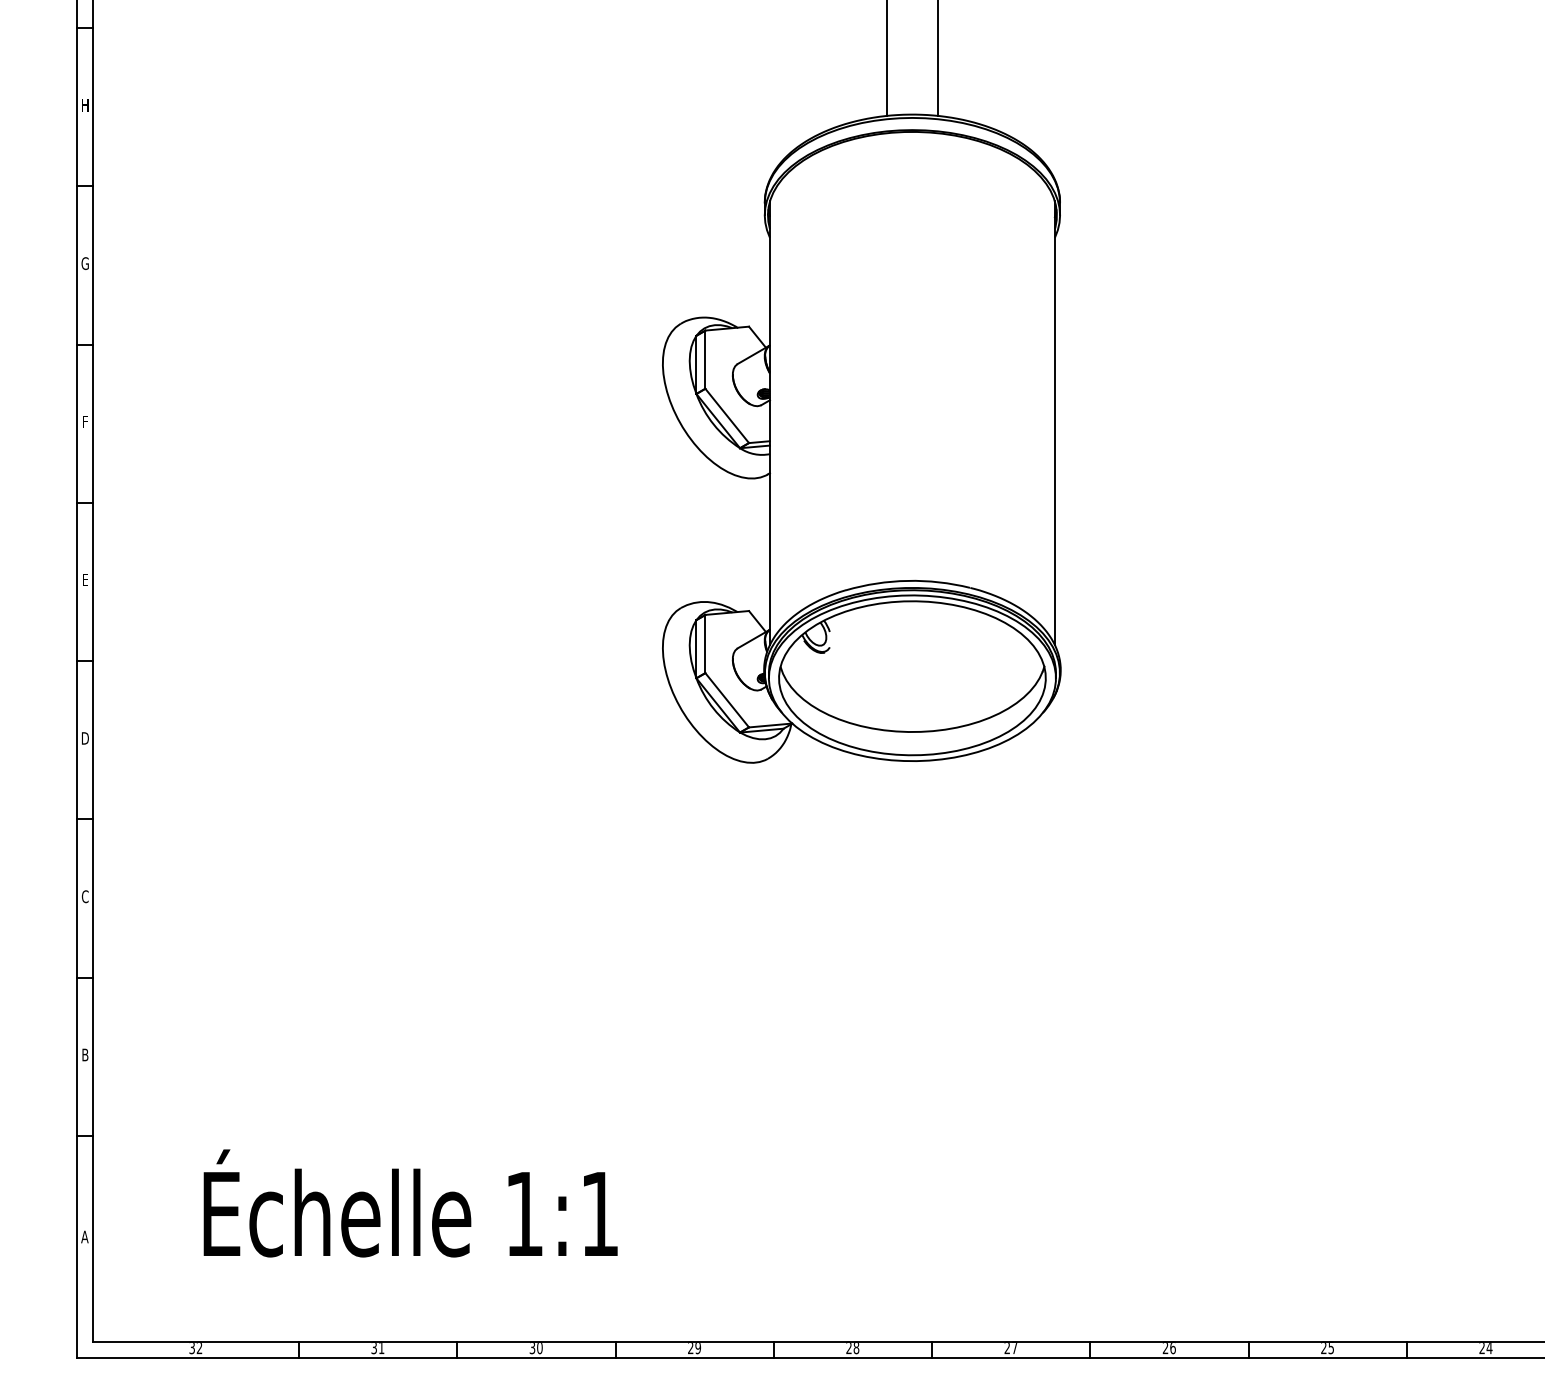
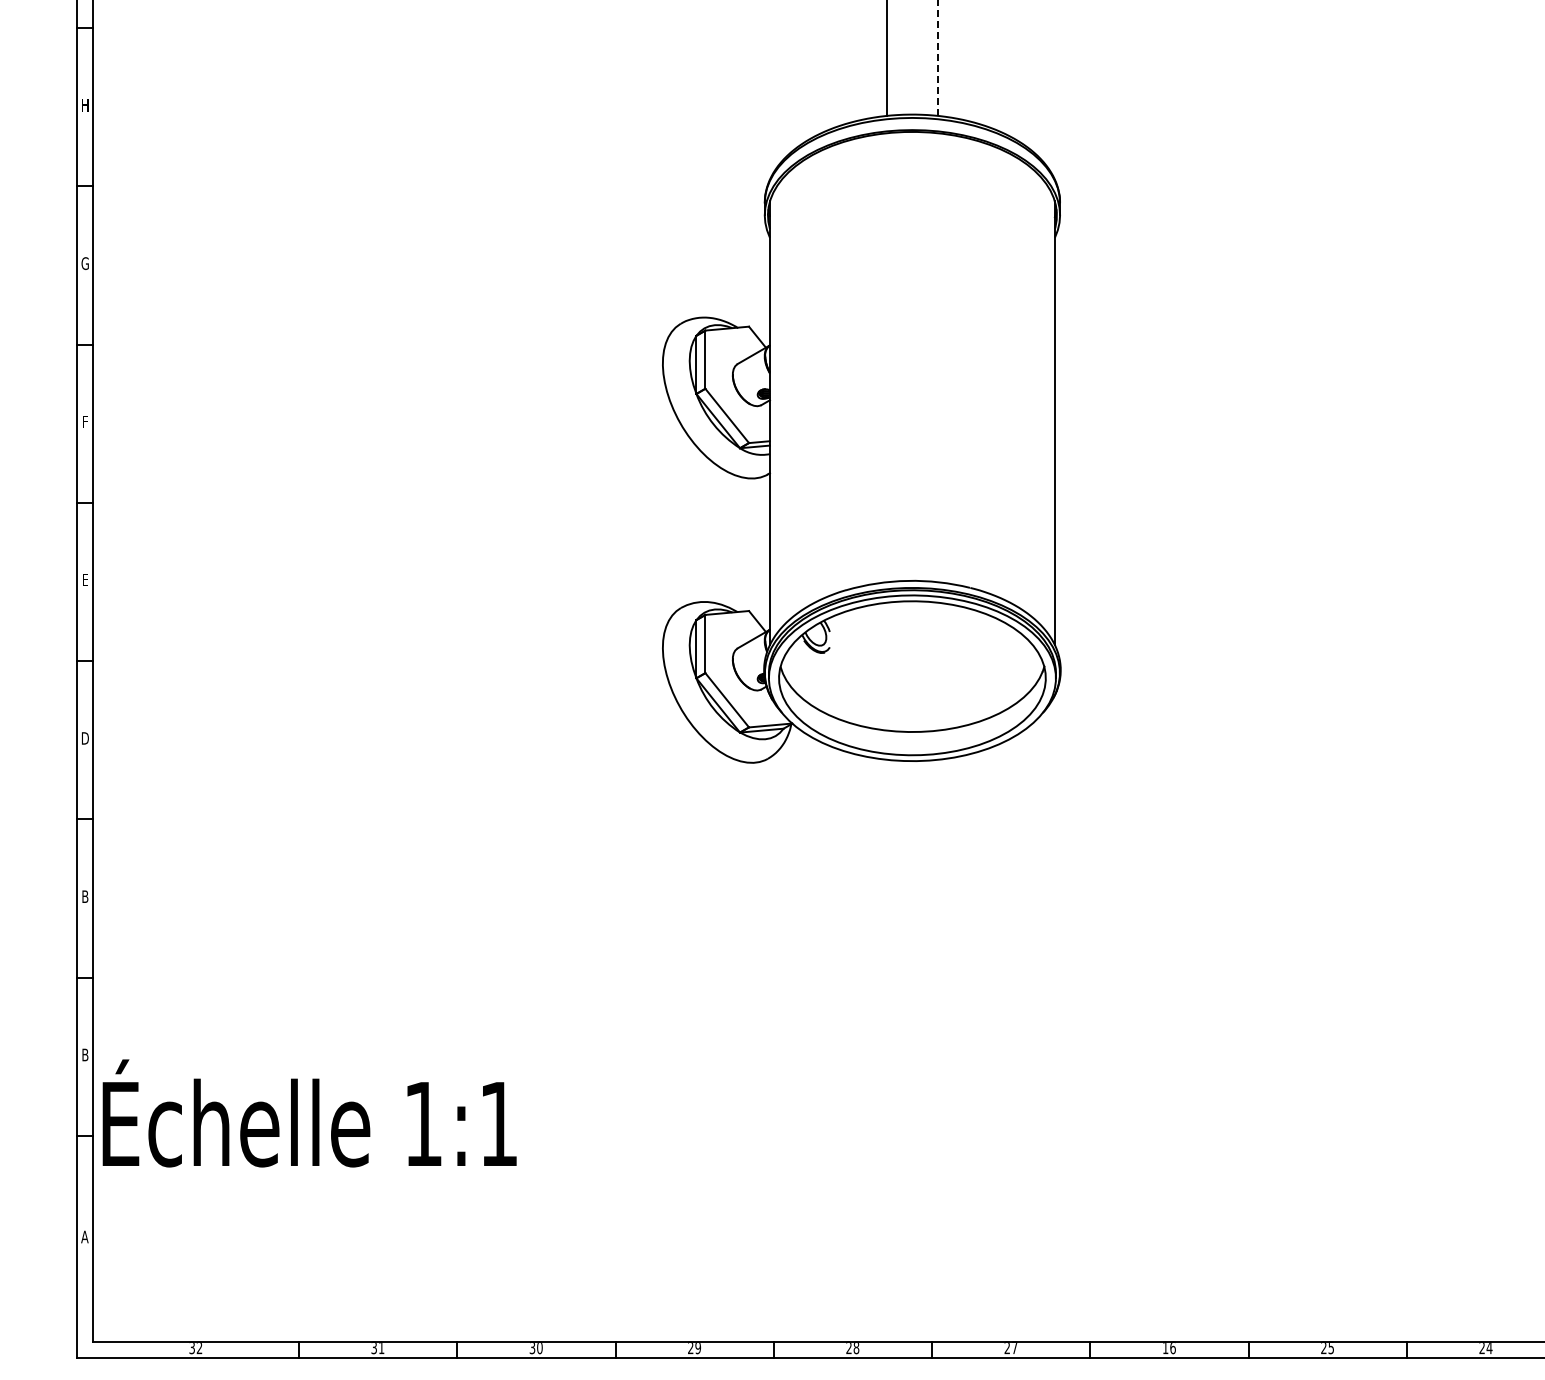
line: solid -> dashed (937, 58)
text: C -> B (84, 896)
text position: (410, 1203) -> (309, 1113) (309, 1113)
text: 26 -> 16 (1165, 1348)
